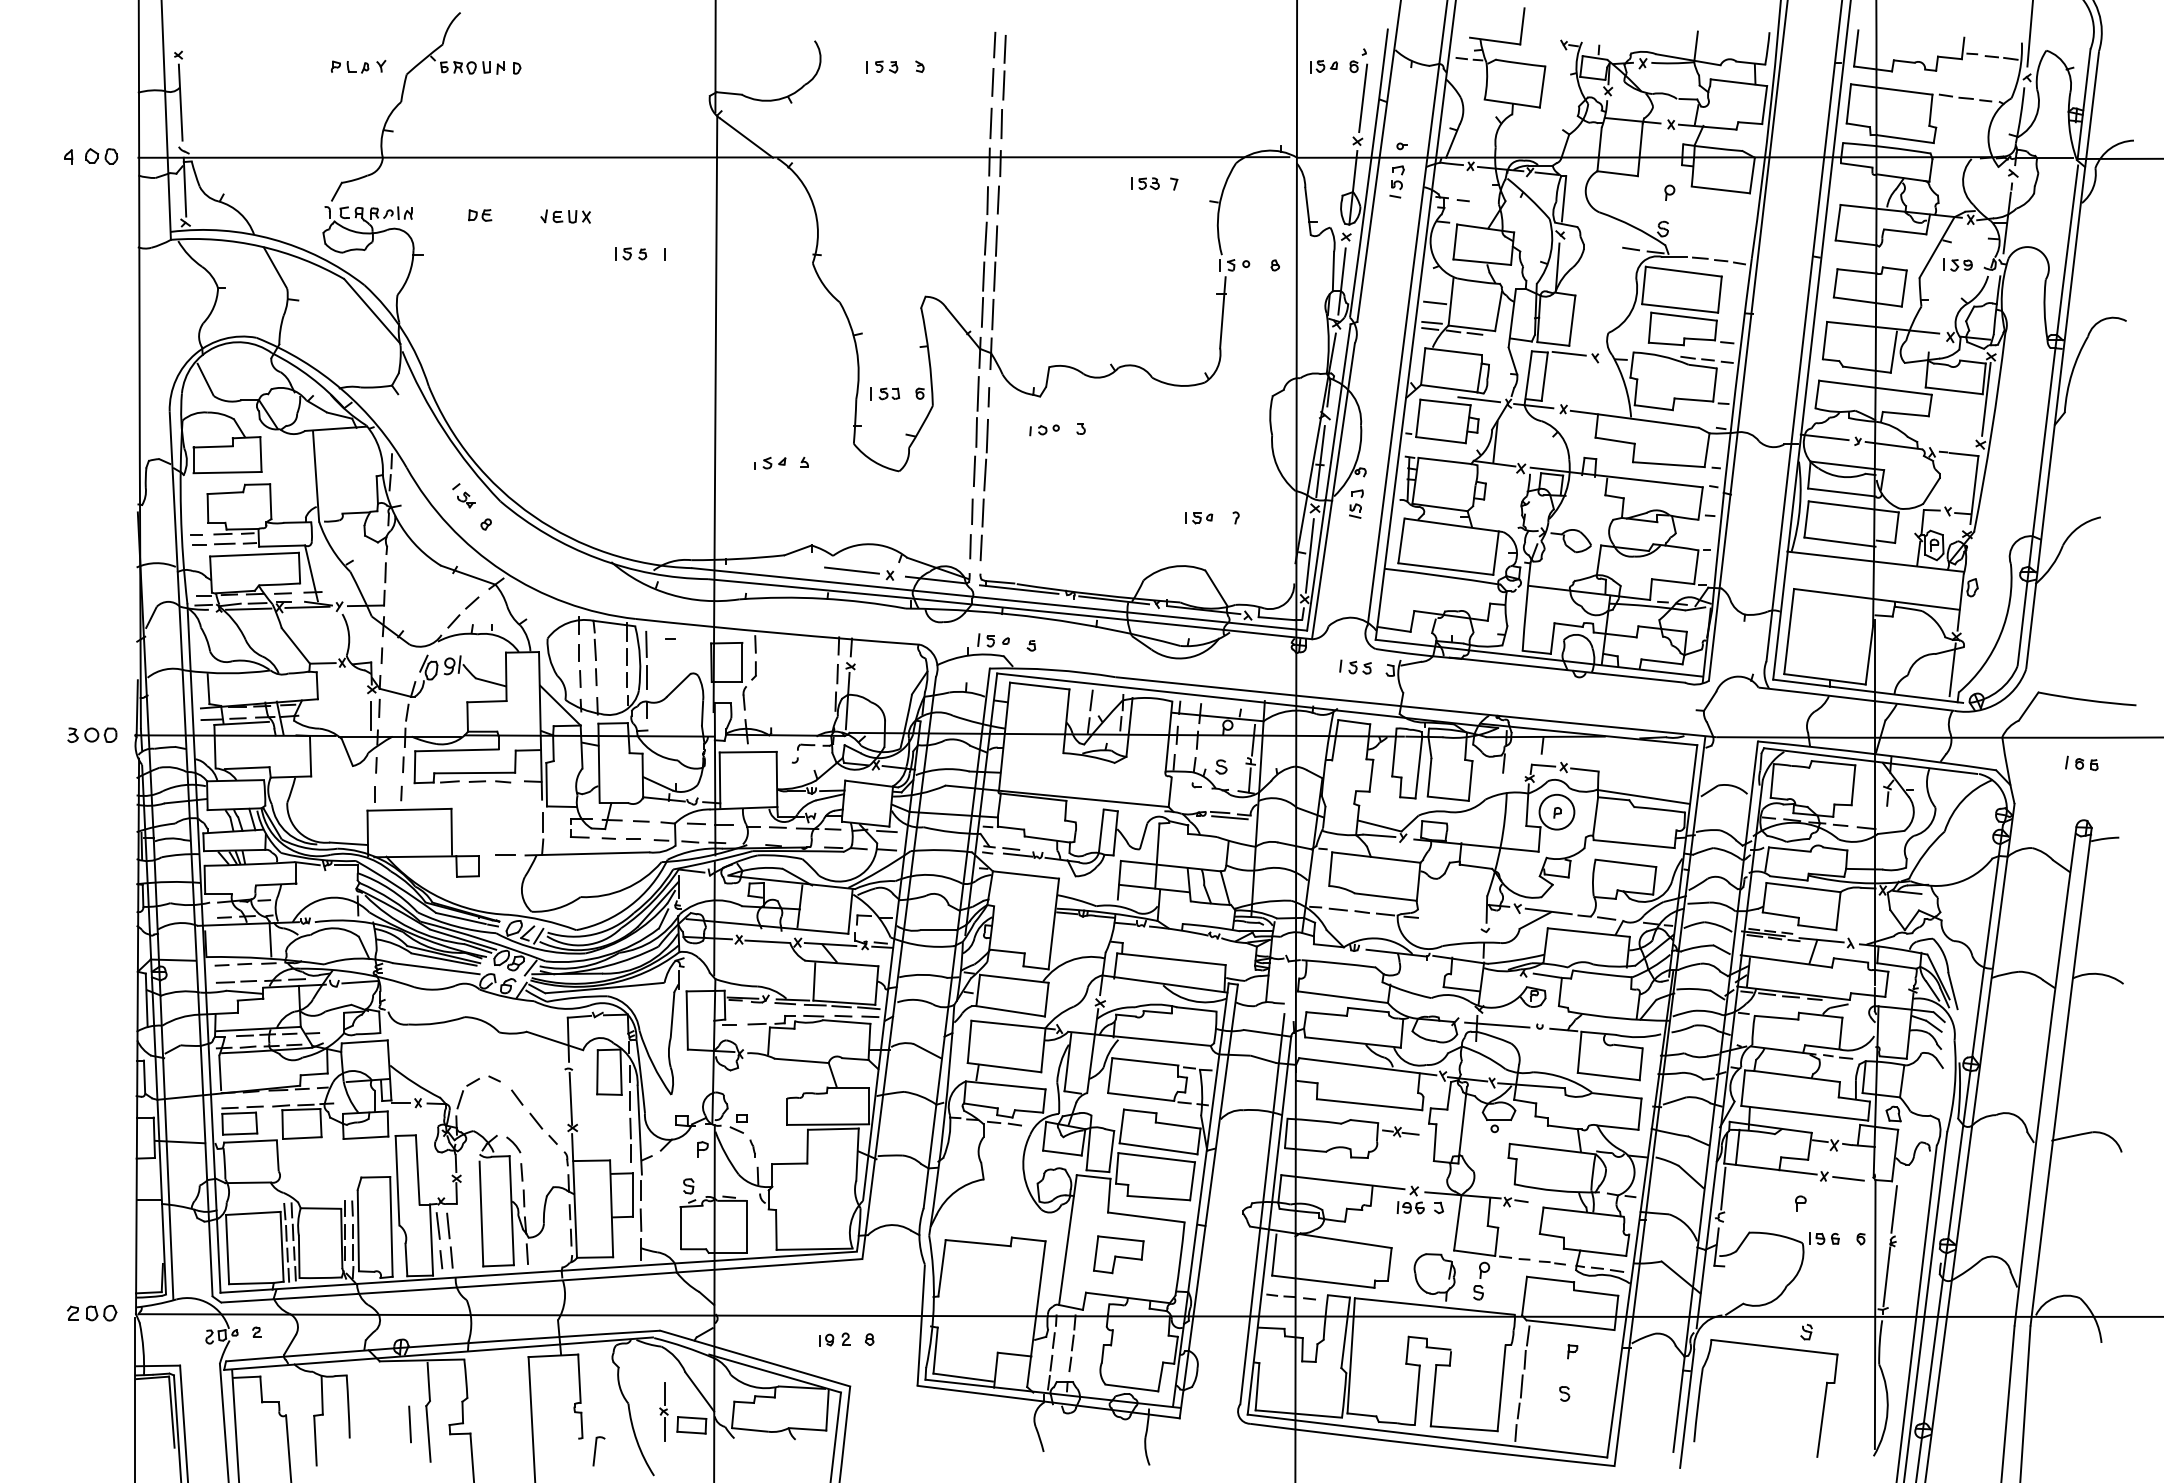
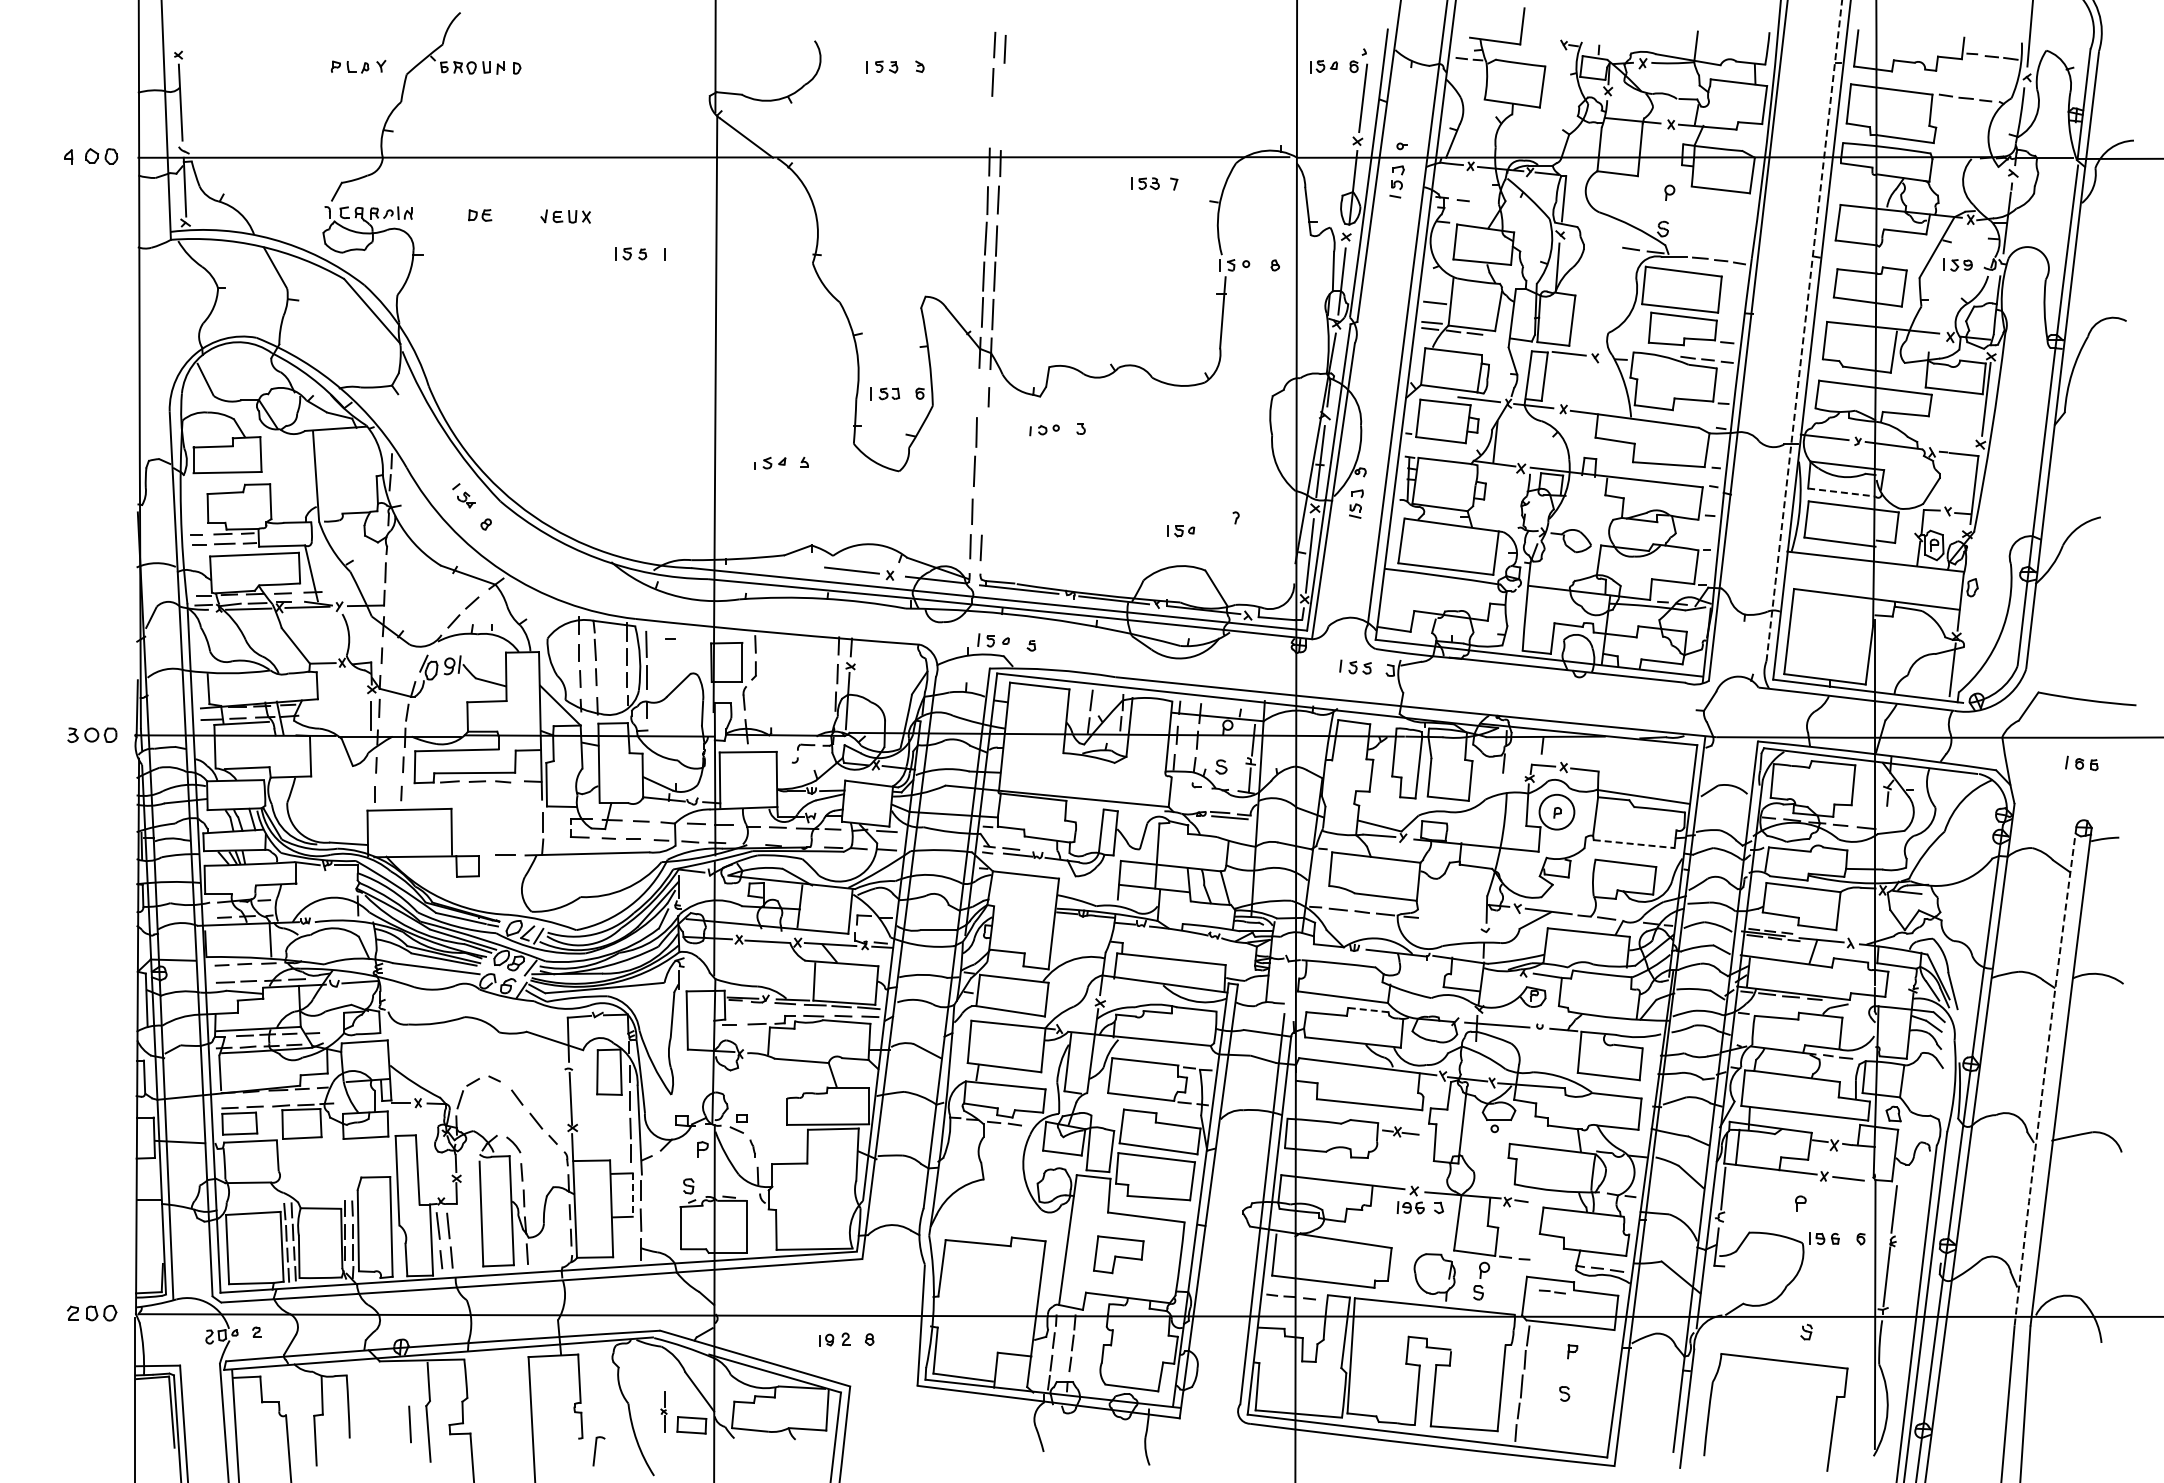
line: present -> none (1003, 85)
line: present -> none (990, 123)
line: present -> none (1001, 124)
line: solid -> dashed (1804, 330)
line: present -> none (977, 393)
line: present -> none (986, 435)
line: present -> none (985, 474)
line: solid -> dashed (1841, 492)
line: present -> none (982, 512)
part position: (1199, 518) -> (1181, 531) (1181, 531)
line: solid -> dashed (1634, 844)
line: solid -> dashed (1367, 1010)
arc: solid -> dashed (2044, 1076)
line: solid -> dashed (632, 1195)
line position: (1550, 1262) -> (1550, 1291) (1550, 1291)
part position: (1774, 1348) -> (1784, 1362) (1784, 1362)
part size: 10x60 px -> 8x42 px (663, 1411)
